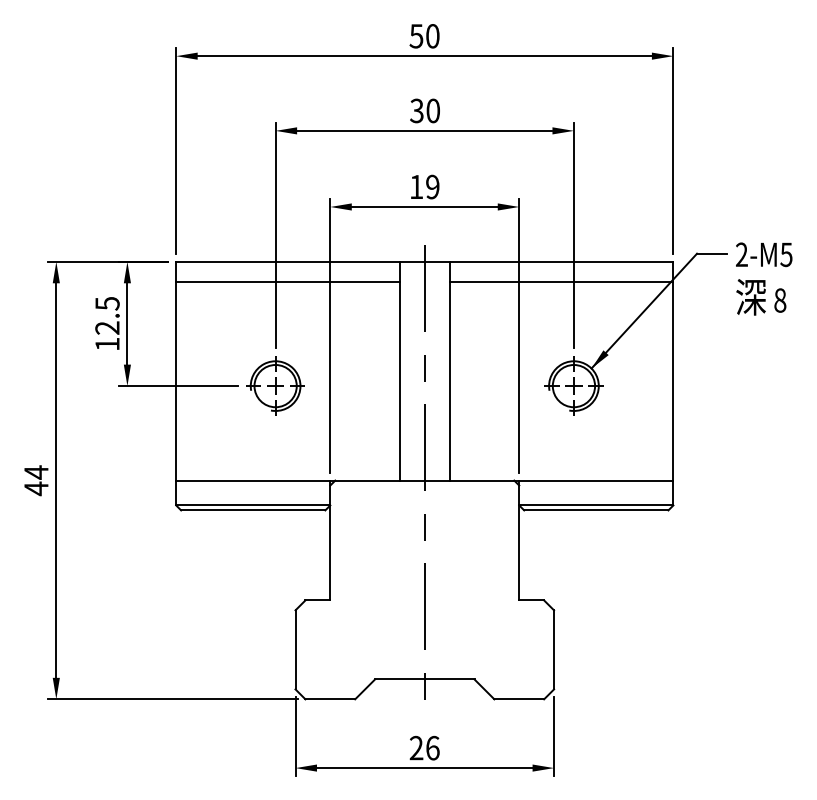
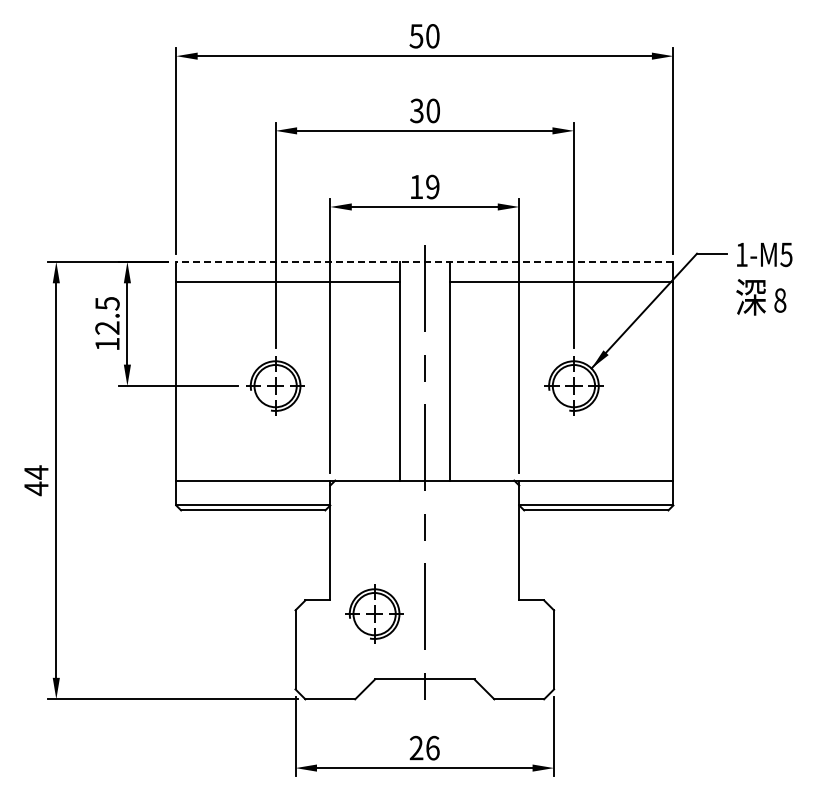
text: 2-M5 -> 1-M5 (741, 254)
line: solid -> dashed (424, 261)
part: none -> present (374, 613)
